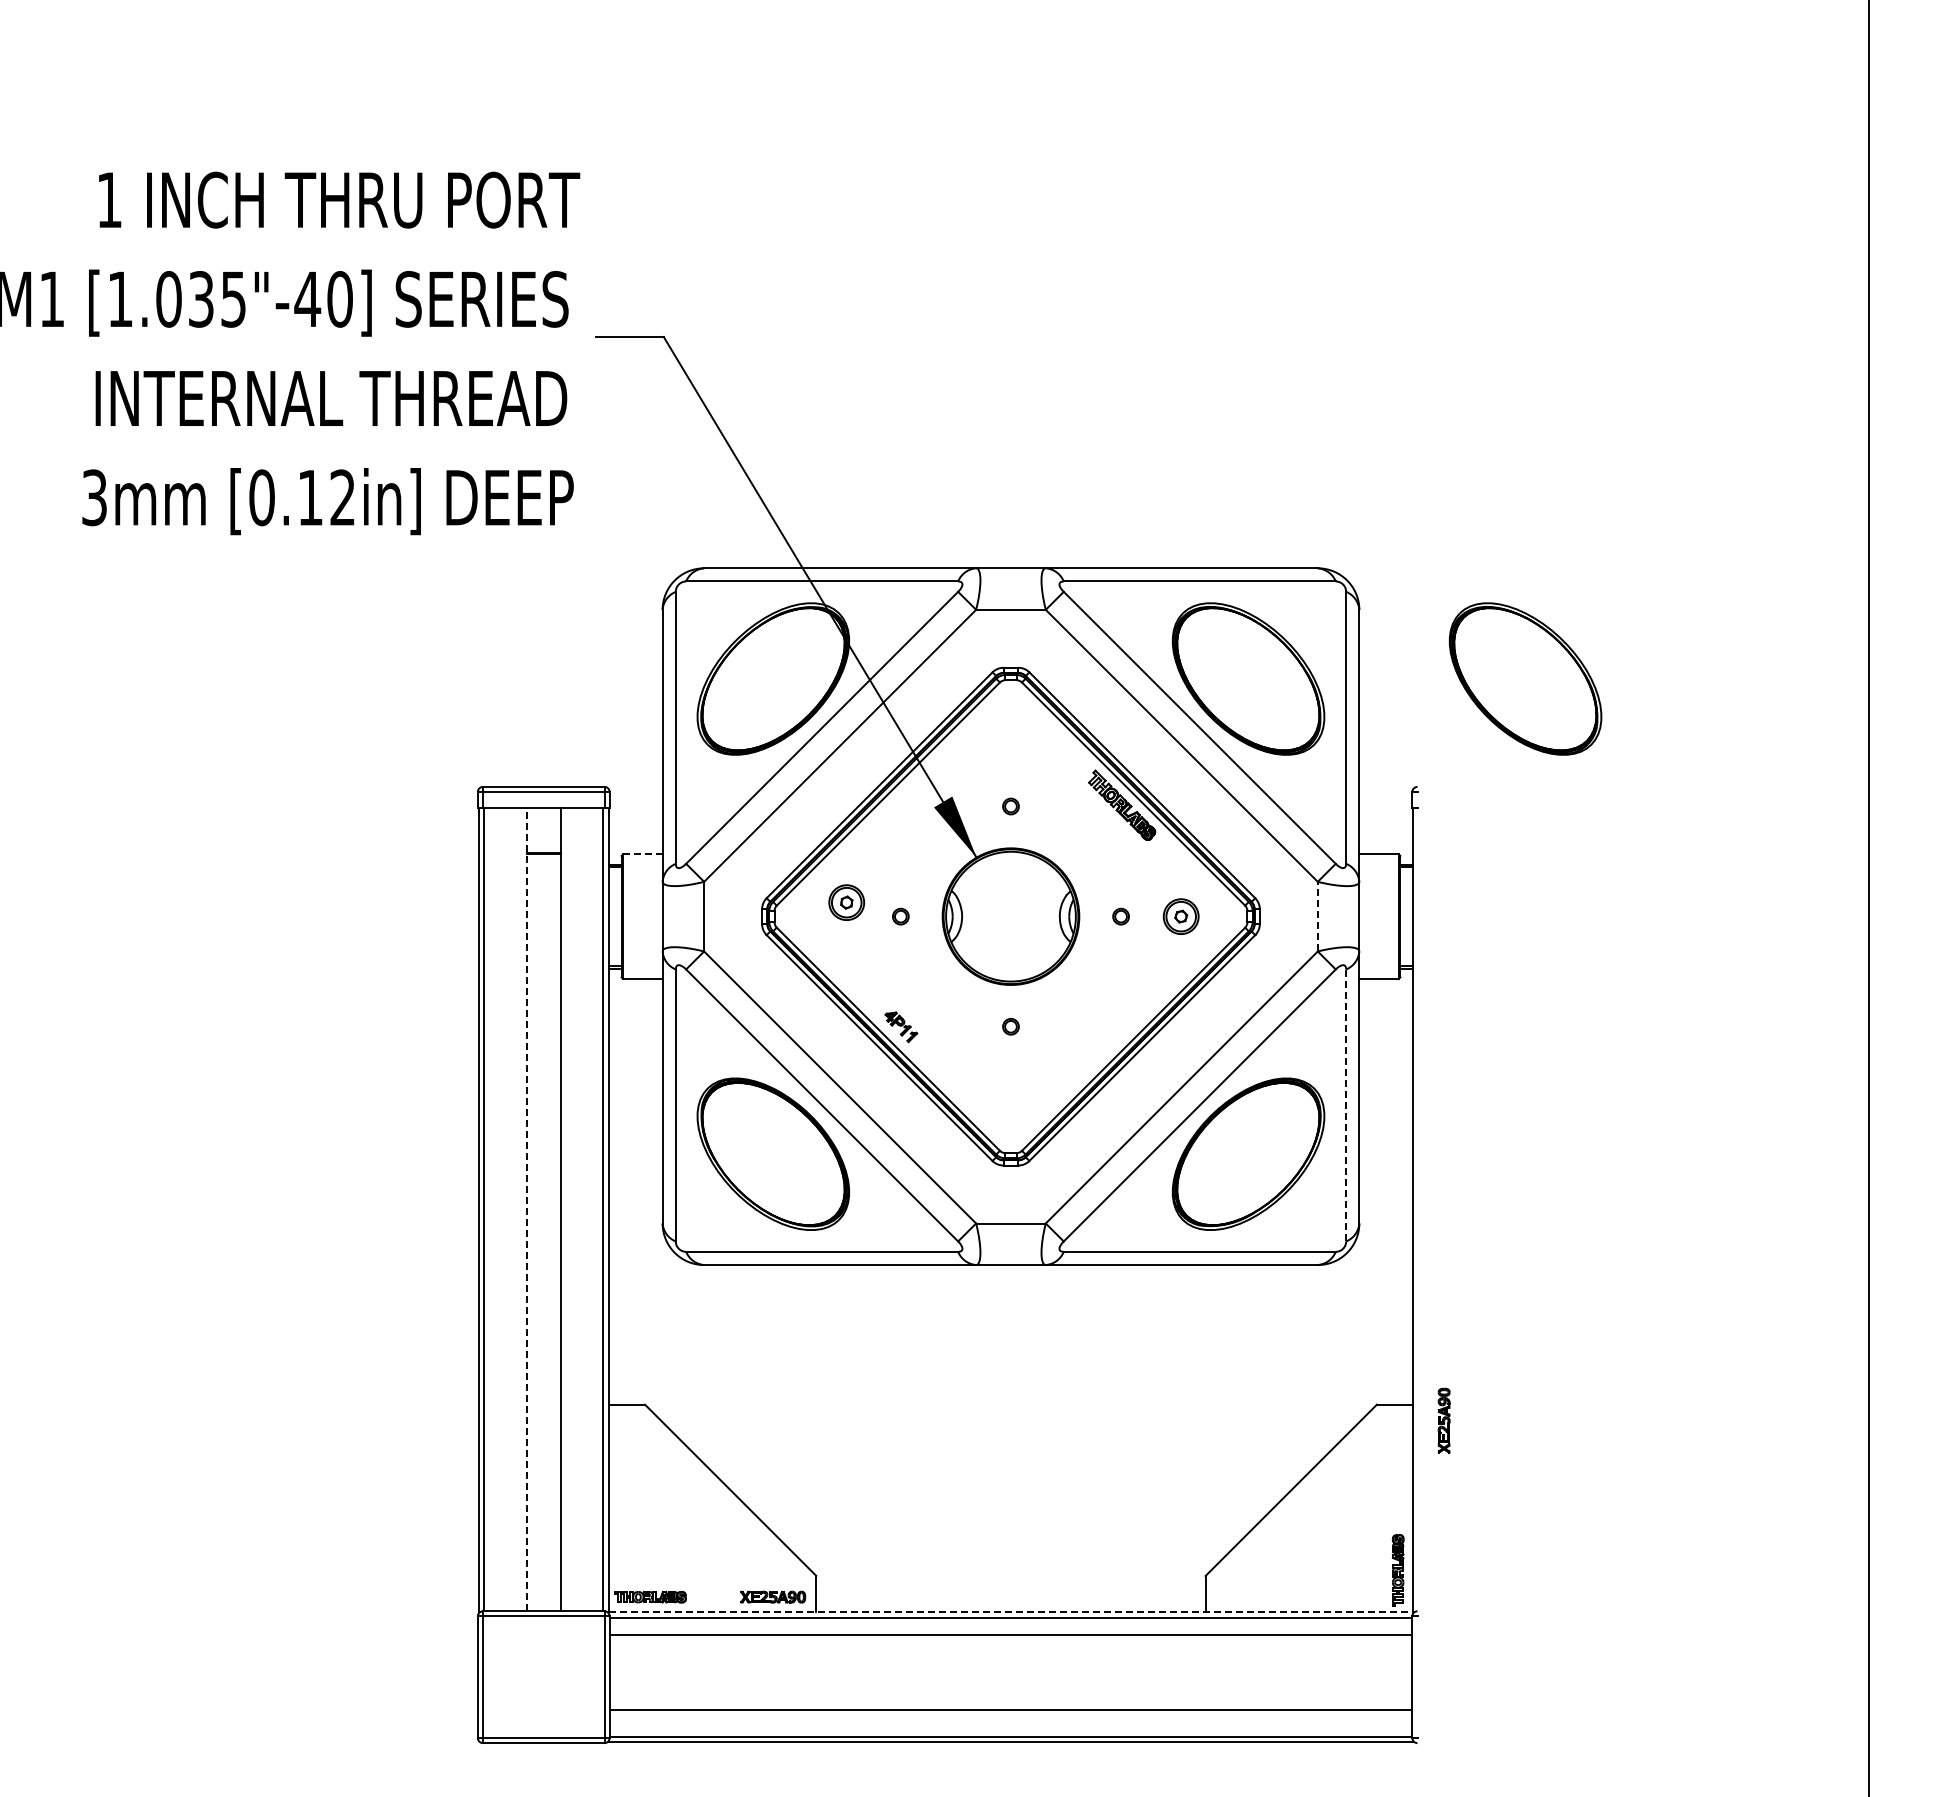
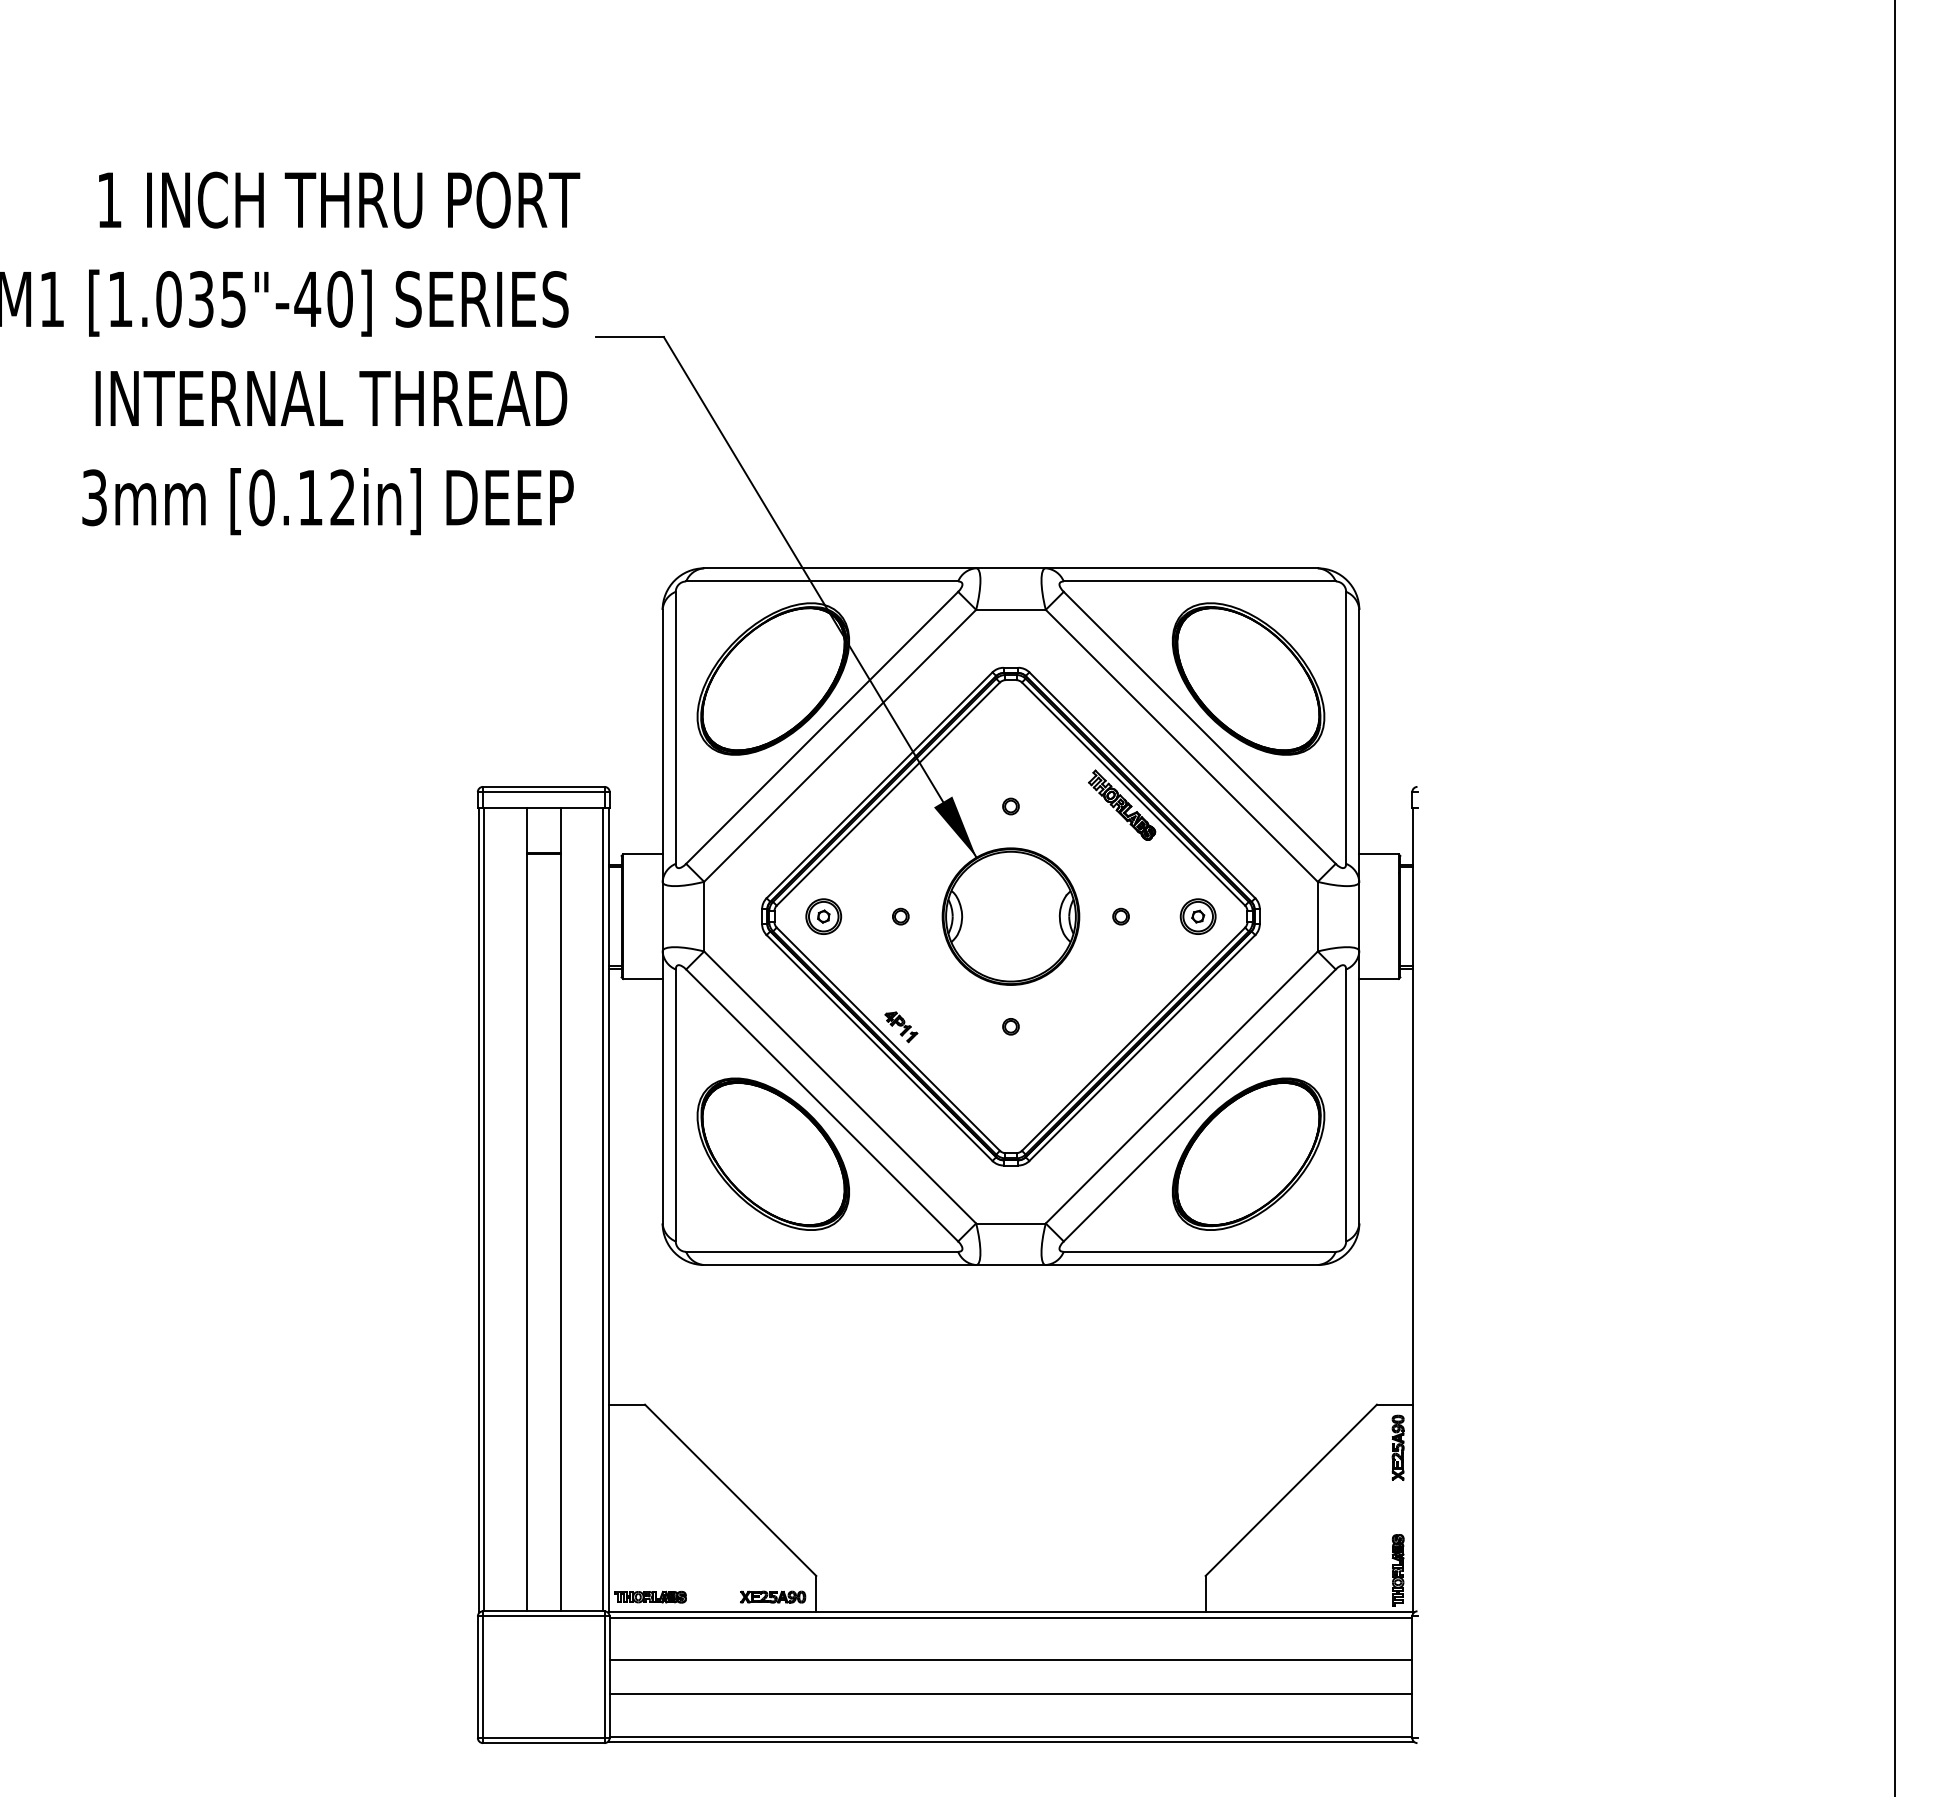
part: present -> none (1525, 678)
line: dashed -> solid (642, 854)
line position: (1869, 897) -> (1895, 897) (1895, 897)
part position: (846, 902) -> (823, 916) (823, 916)
part position: (1180, 916) -> (1197, 916) (1197, 916)
line: dashed -> solid (1317, 916)
line: dashed -> solid (1346, 1105)
line: dashed -> solid (526, 1209)
part position: (1443, 1420) -> (1397, 1447) (1397, 1447)
line: dashed -> solid (1011, 1612)
line position: (1010, 1635) -> (1010, 1660) (1010, 1660)
line position: (1010, 1710) -> (1010, 1694) (1010, 1694)
